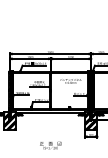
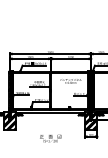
text position: (50, 145) -> (50, 138) (50, 138)
